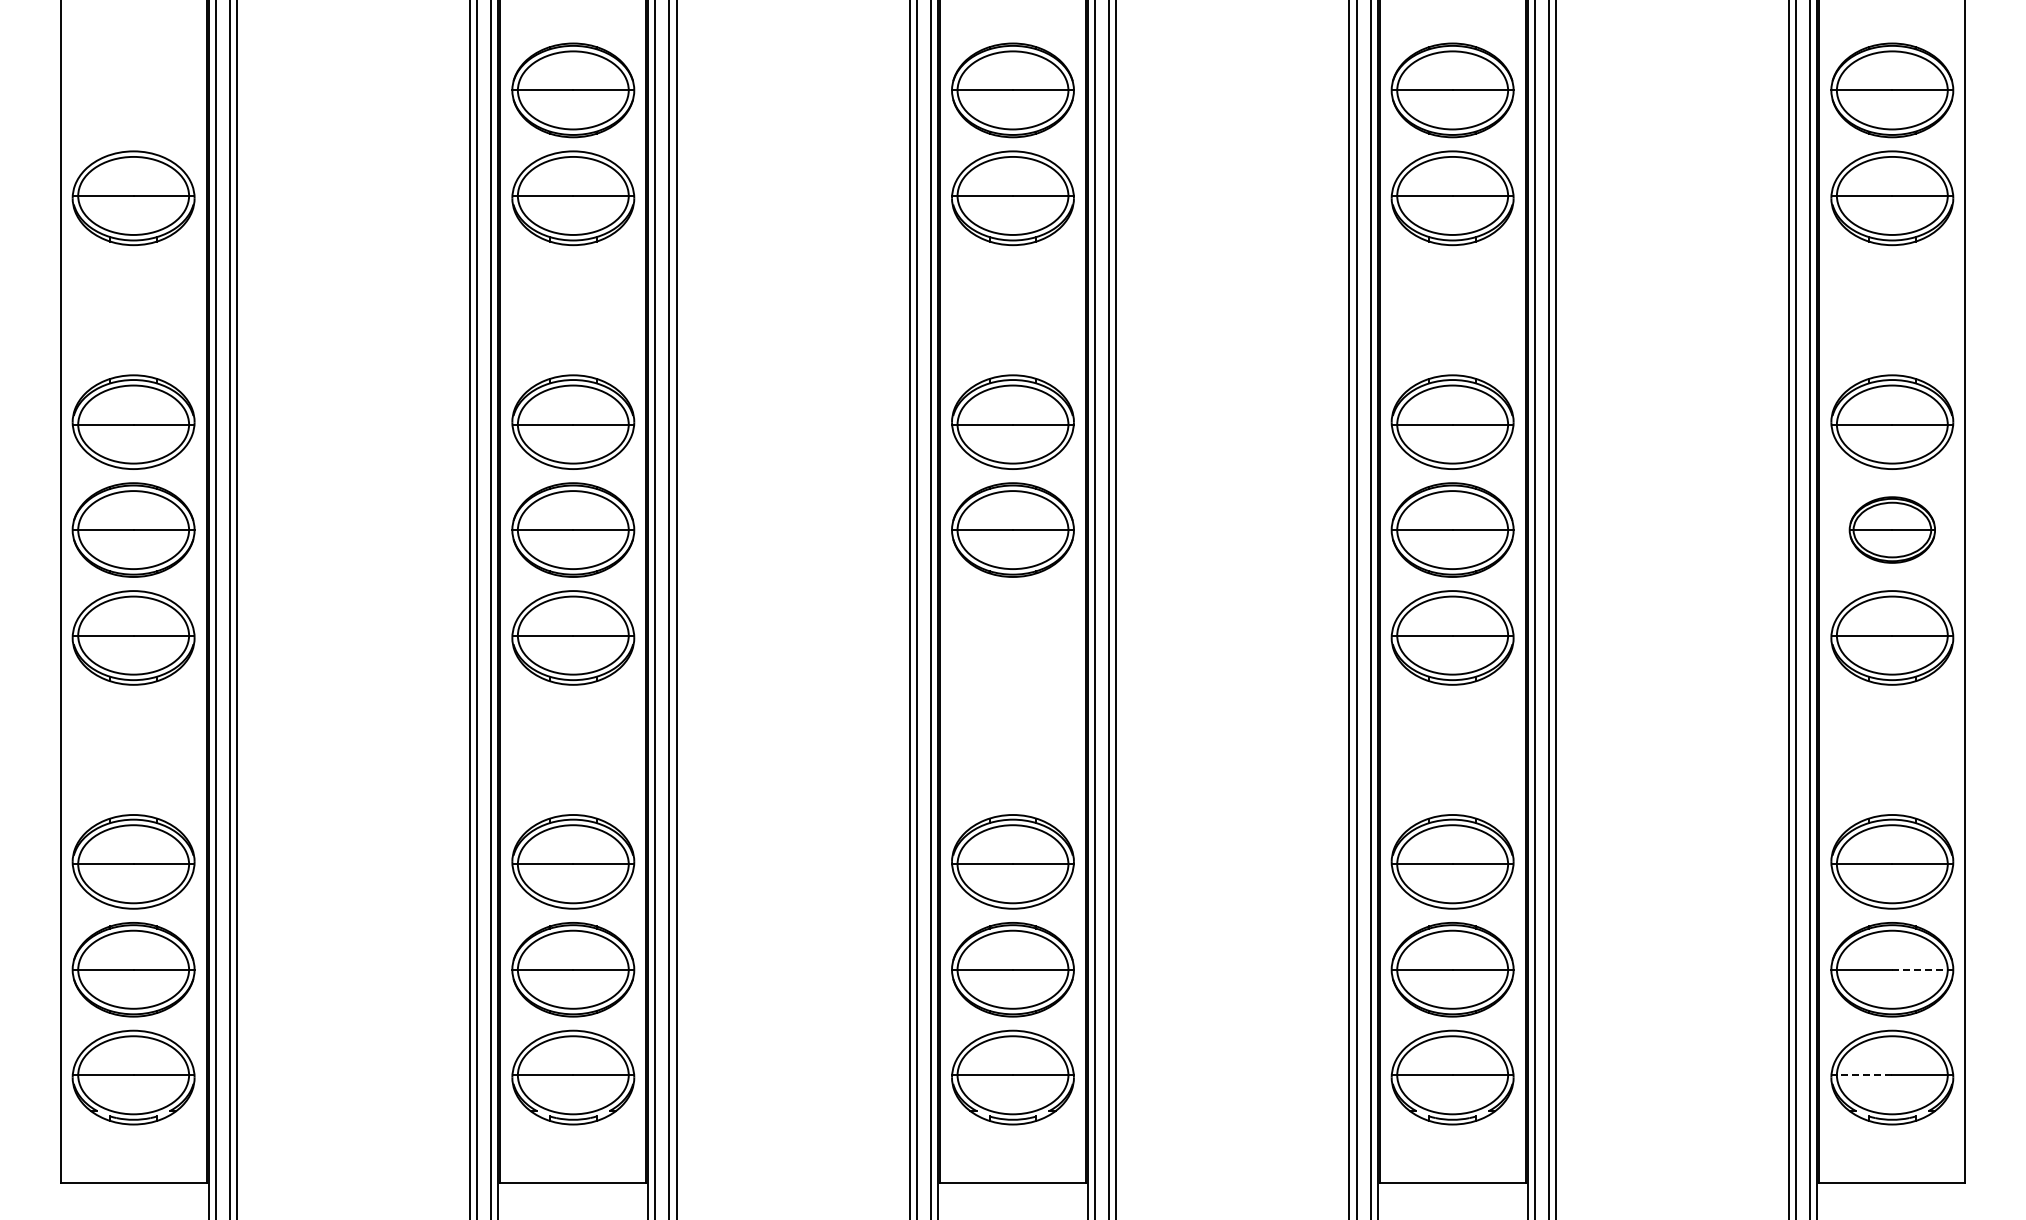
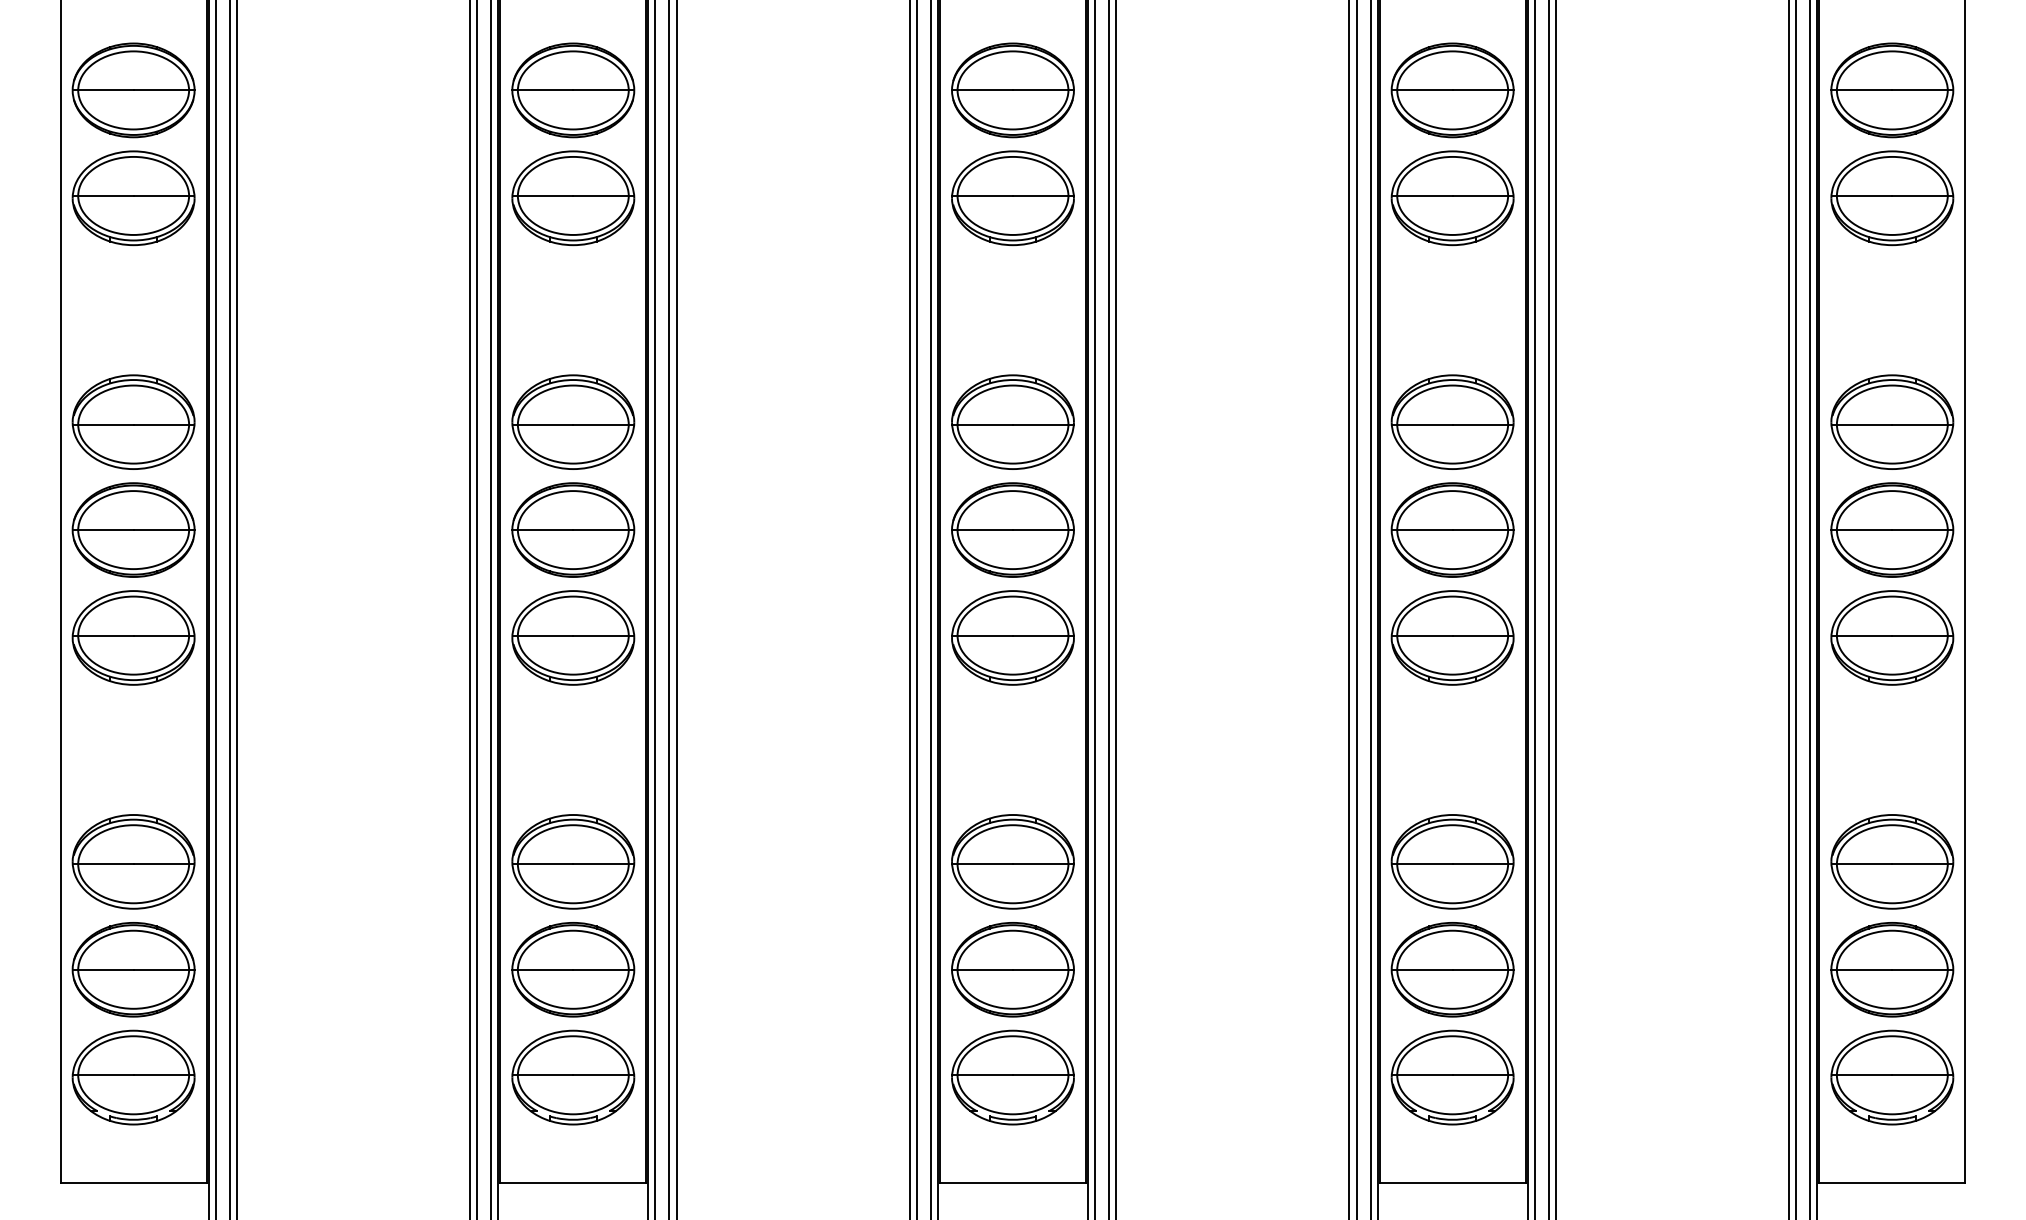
part: none -> present (133, 90)
part size: 88x68 px -> 125x96 px (1892, 529)
part: none -> present (1012, 637)
line: dashed -> solid (1920, 969)
line: dashed -> solid (1864, 1075)
